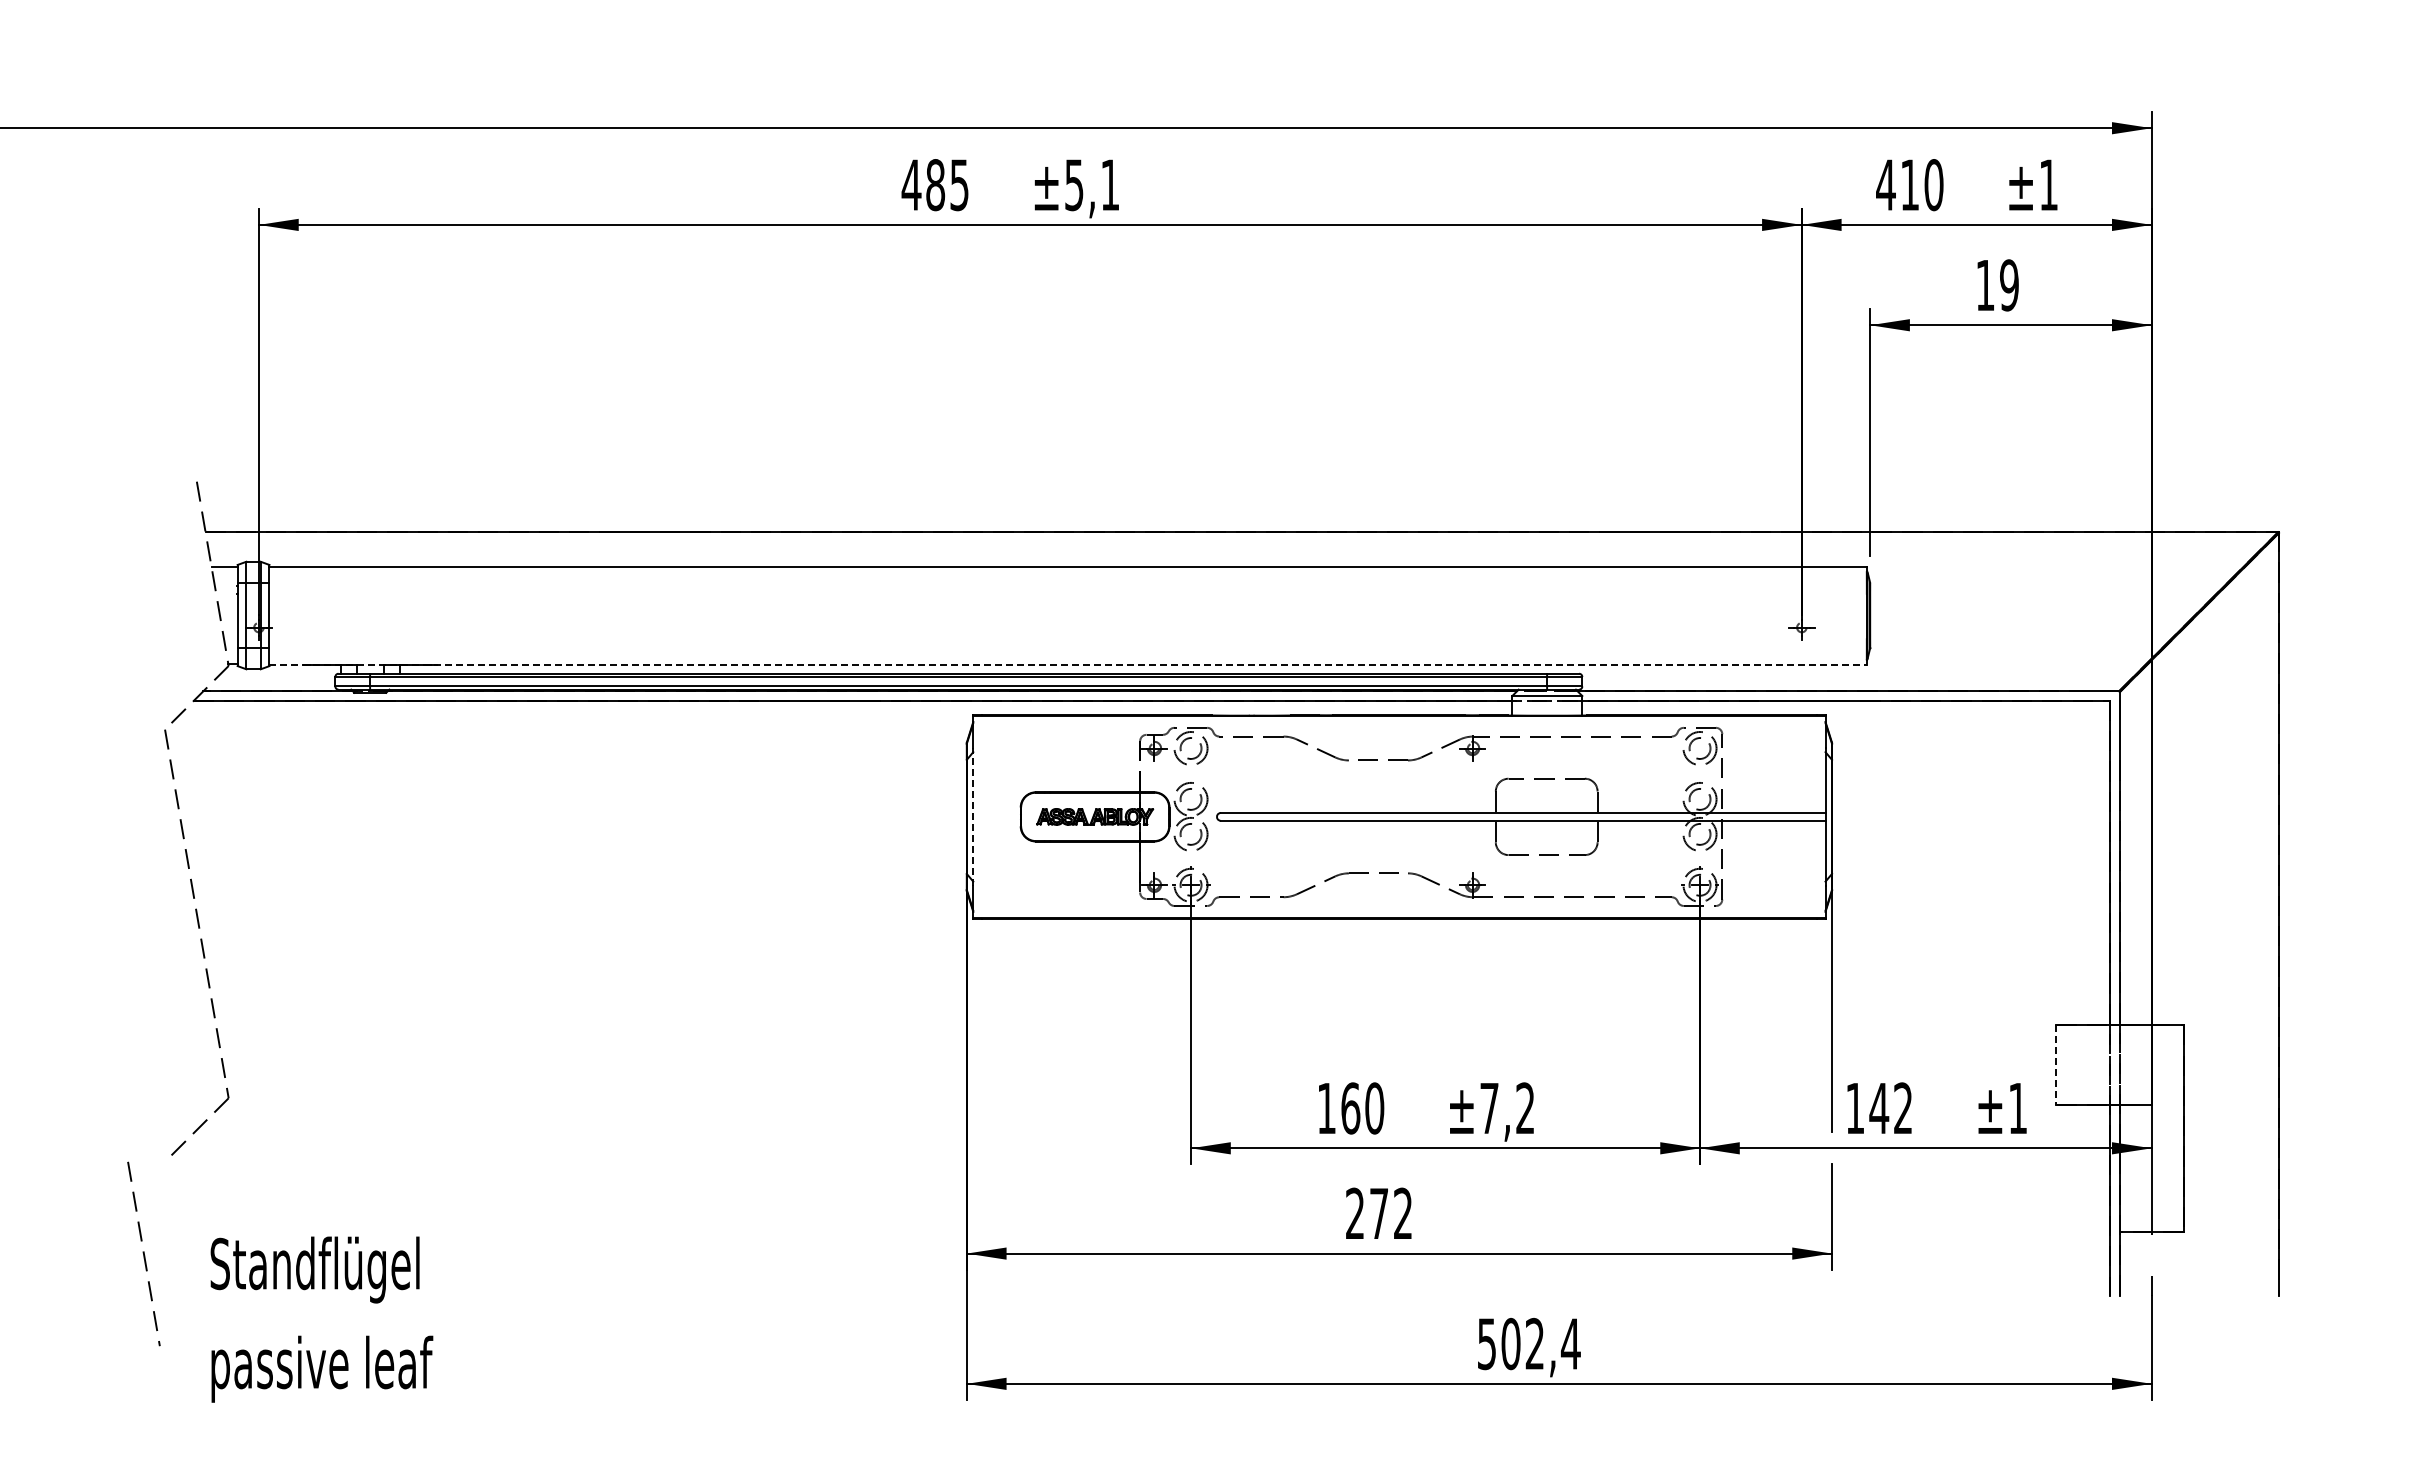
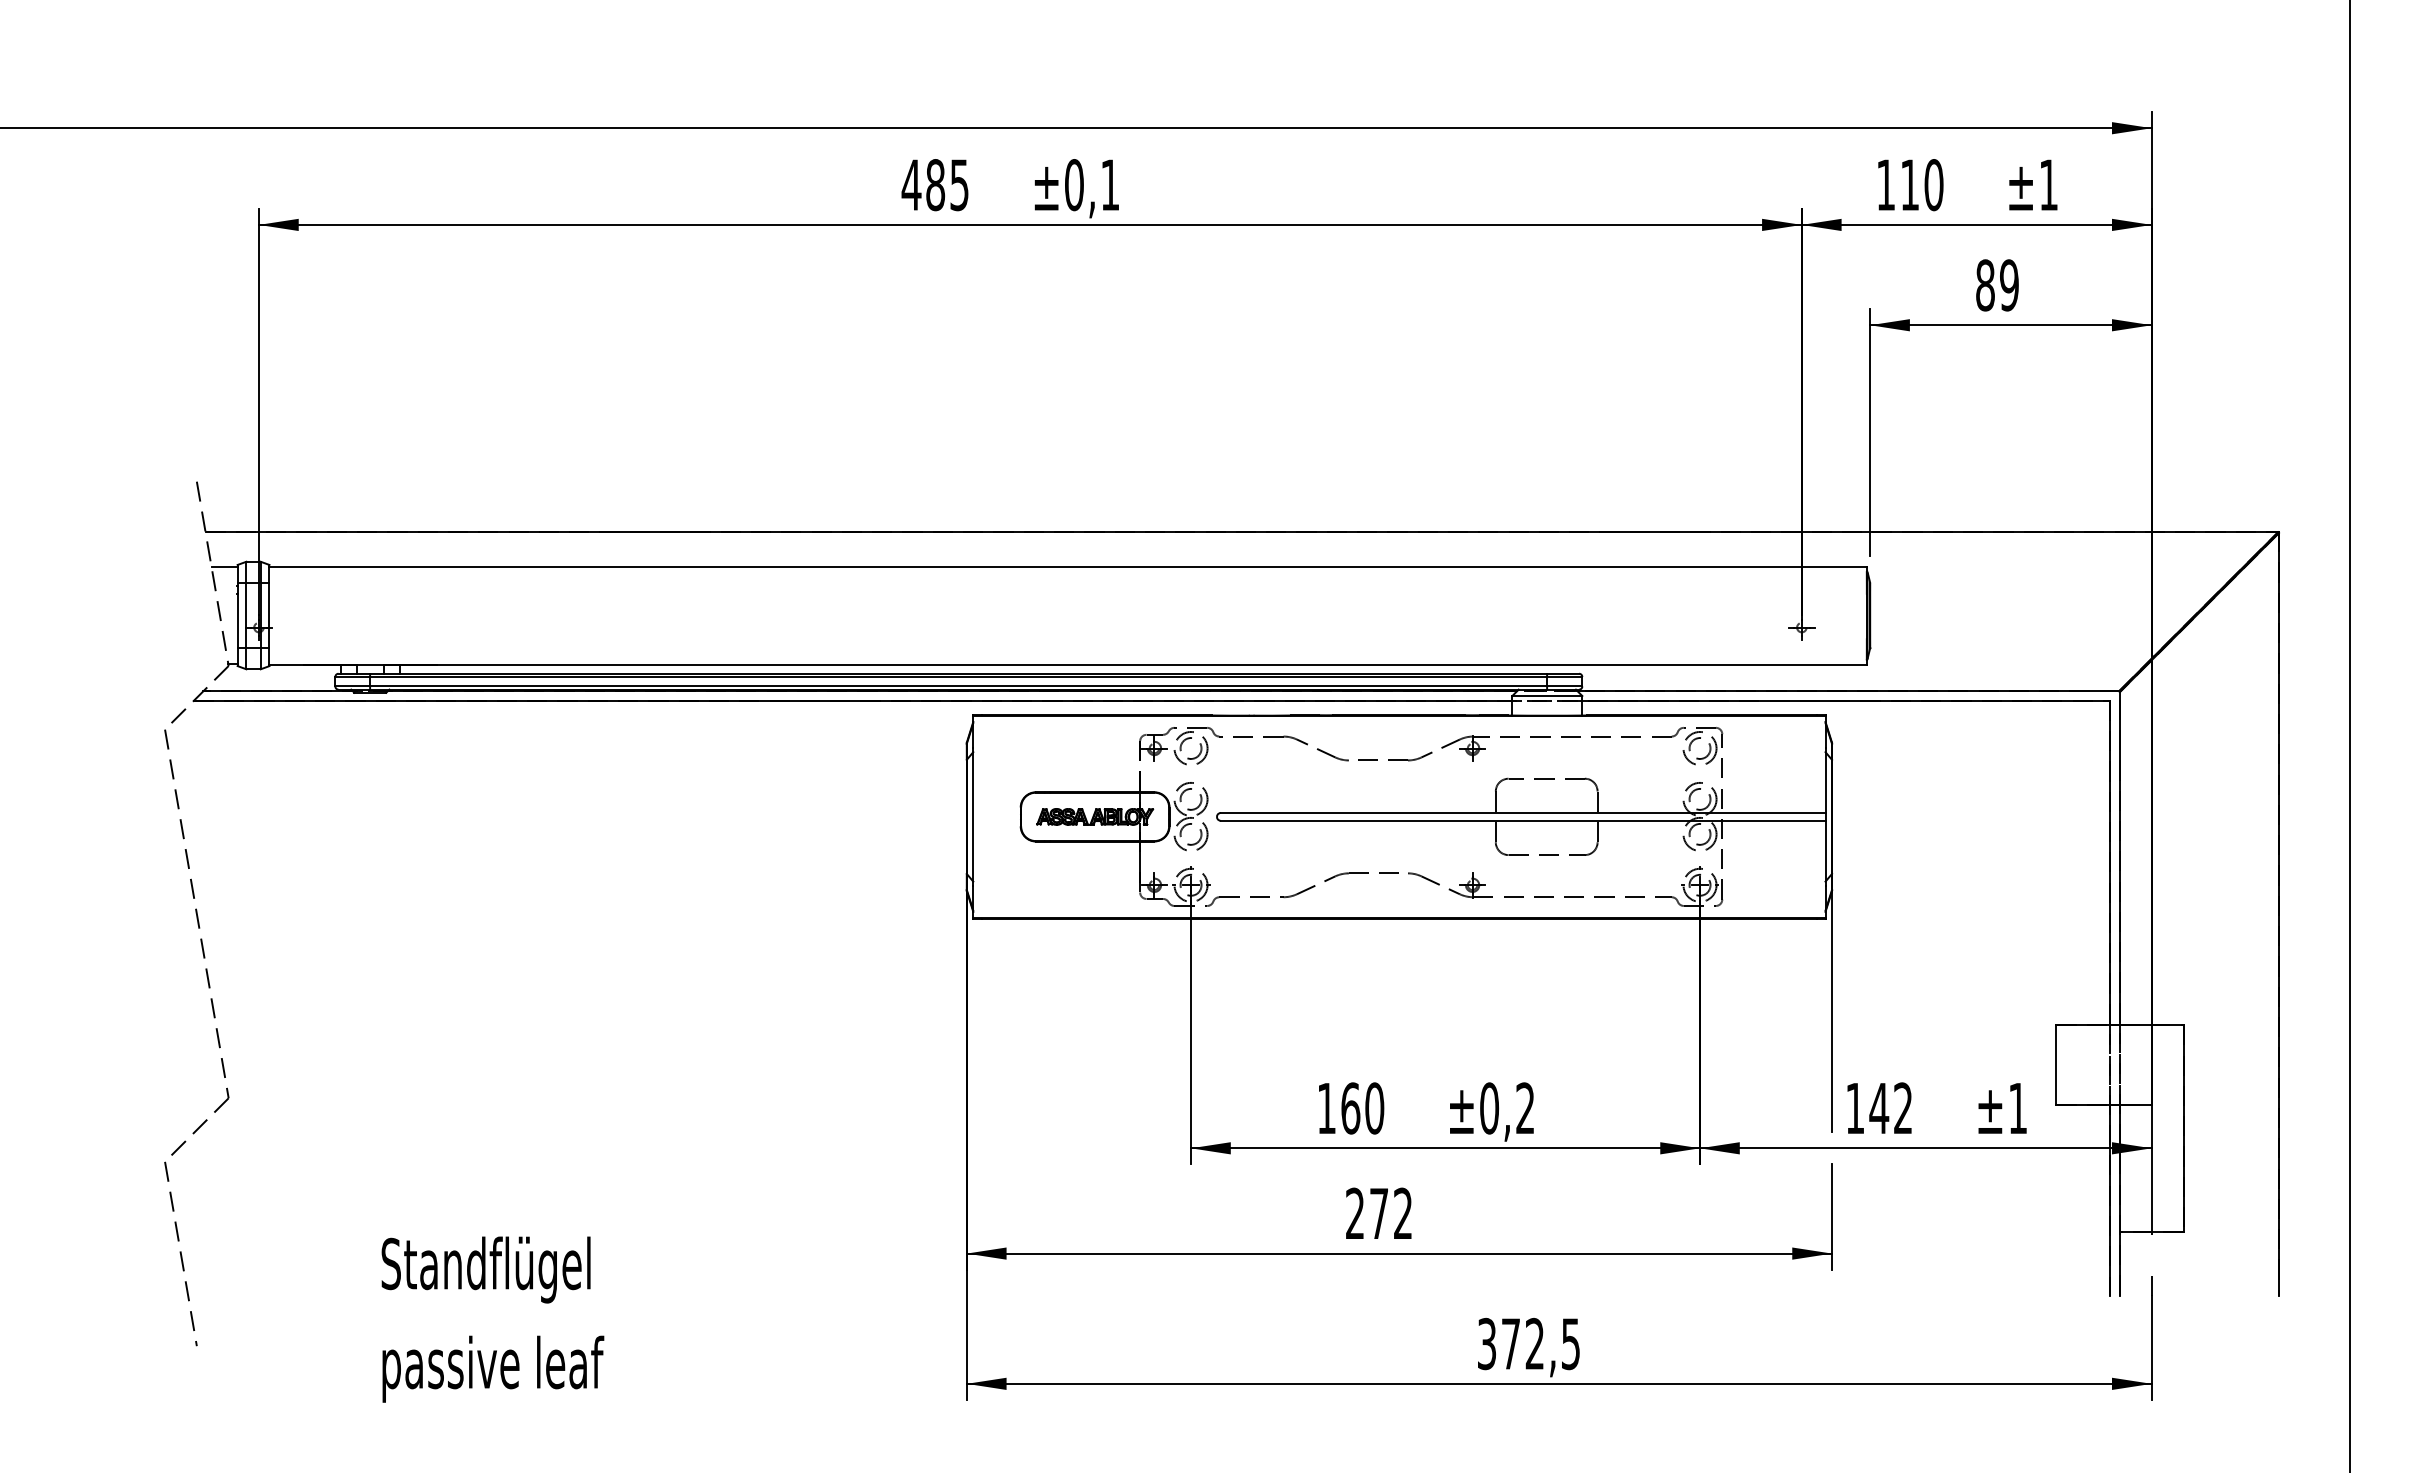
text: 410 -> 110 (1885, 184)
text: ±5,1 -> ±0,1 (1074, 185)
text: 19 -> 89 (1985, 285)
line: dashed -> solid (1068, 664)
line: none -> present (2350, 735)
line: dashed -> solid (973, 816)
line: dashed -> solid (2056, 1065)
text: ±7,2 -> ±0,2 (1489, 1108)
line position: (143, 1253) -> (180, 1253) (180, 1253)
text position: (321, 1319) -> (492, 1319) (492, 1319)
text: 502,4 -> 372,5 (1529, 1343)
